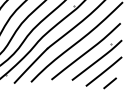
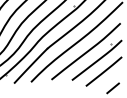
line position: (109, 83) -> (112, 88) (112, 88)
